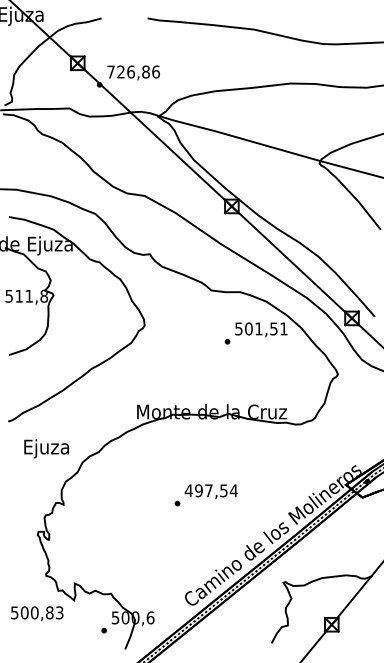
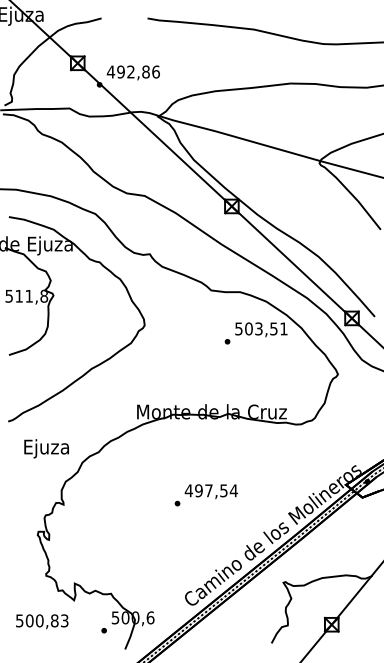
text: 726,86 -> 492,86 (120, 71)
text: 501,51 -> 503,51 (258, 328)
text position: (37, 613) -> (42, 621) (42, 621)
